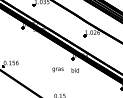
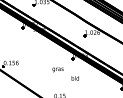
text position: (74, 70) -> (74, 78) (74, 78)
